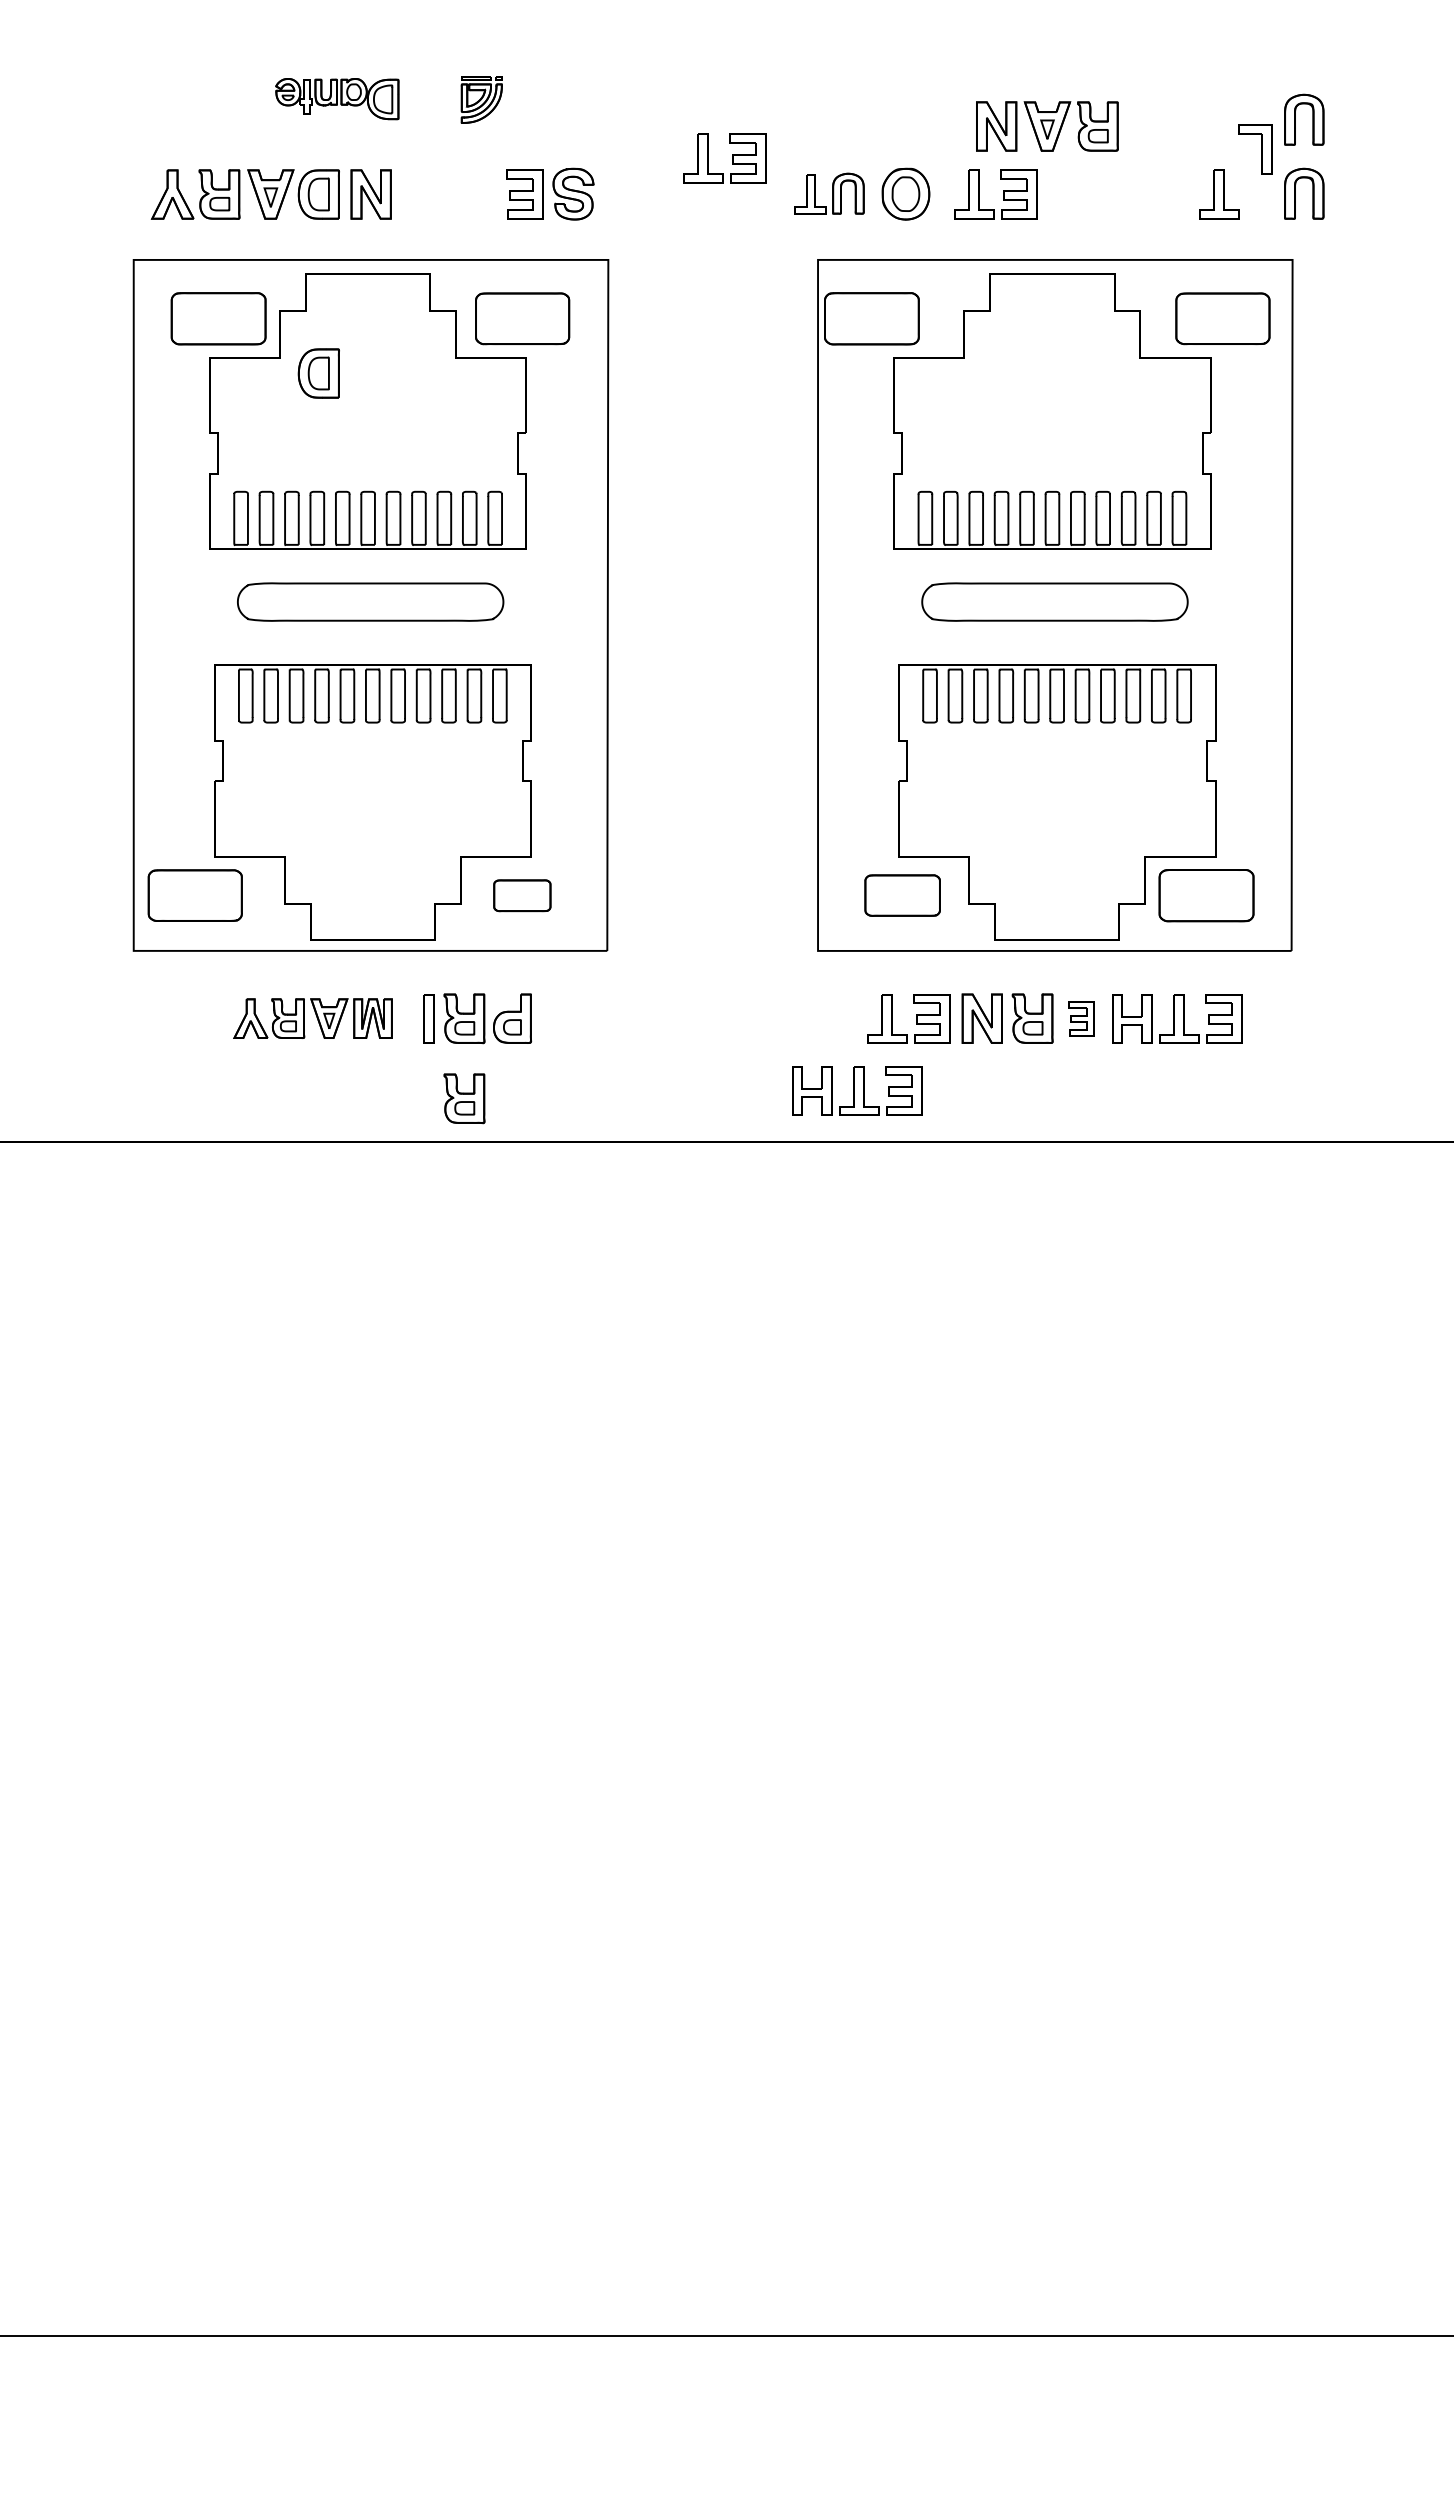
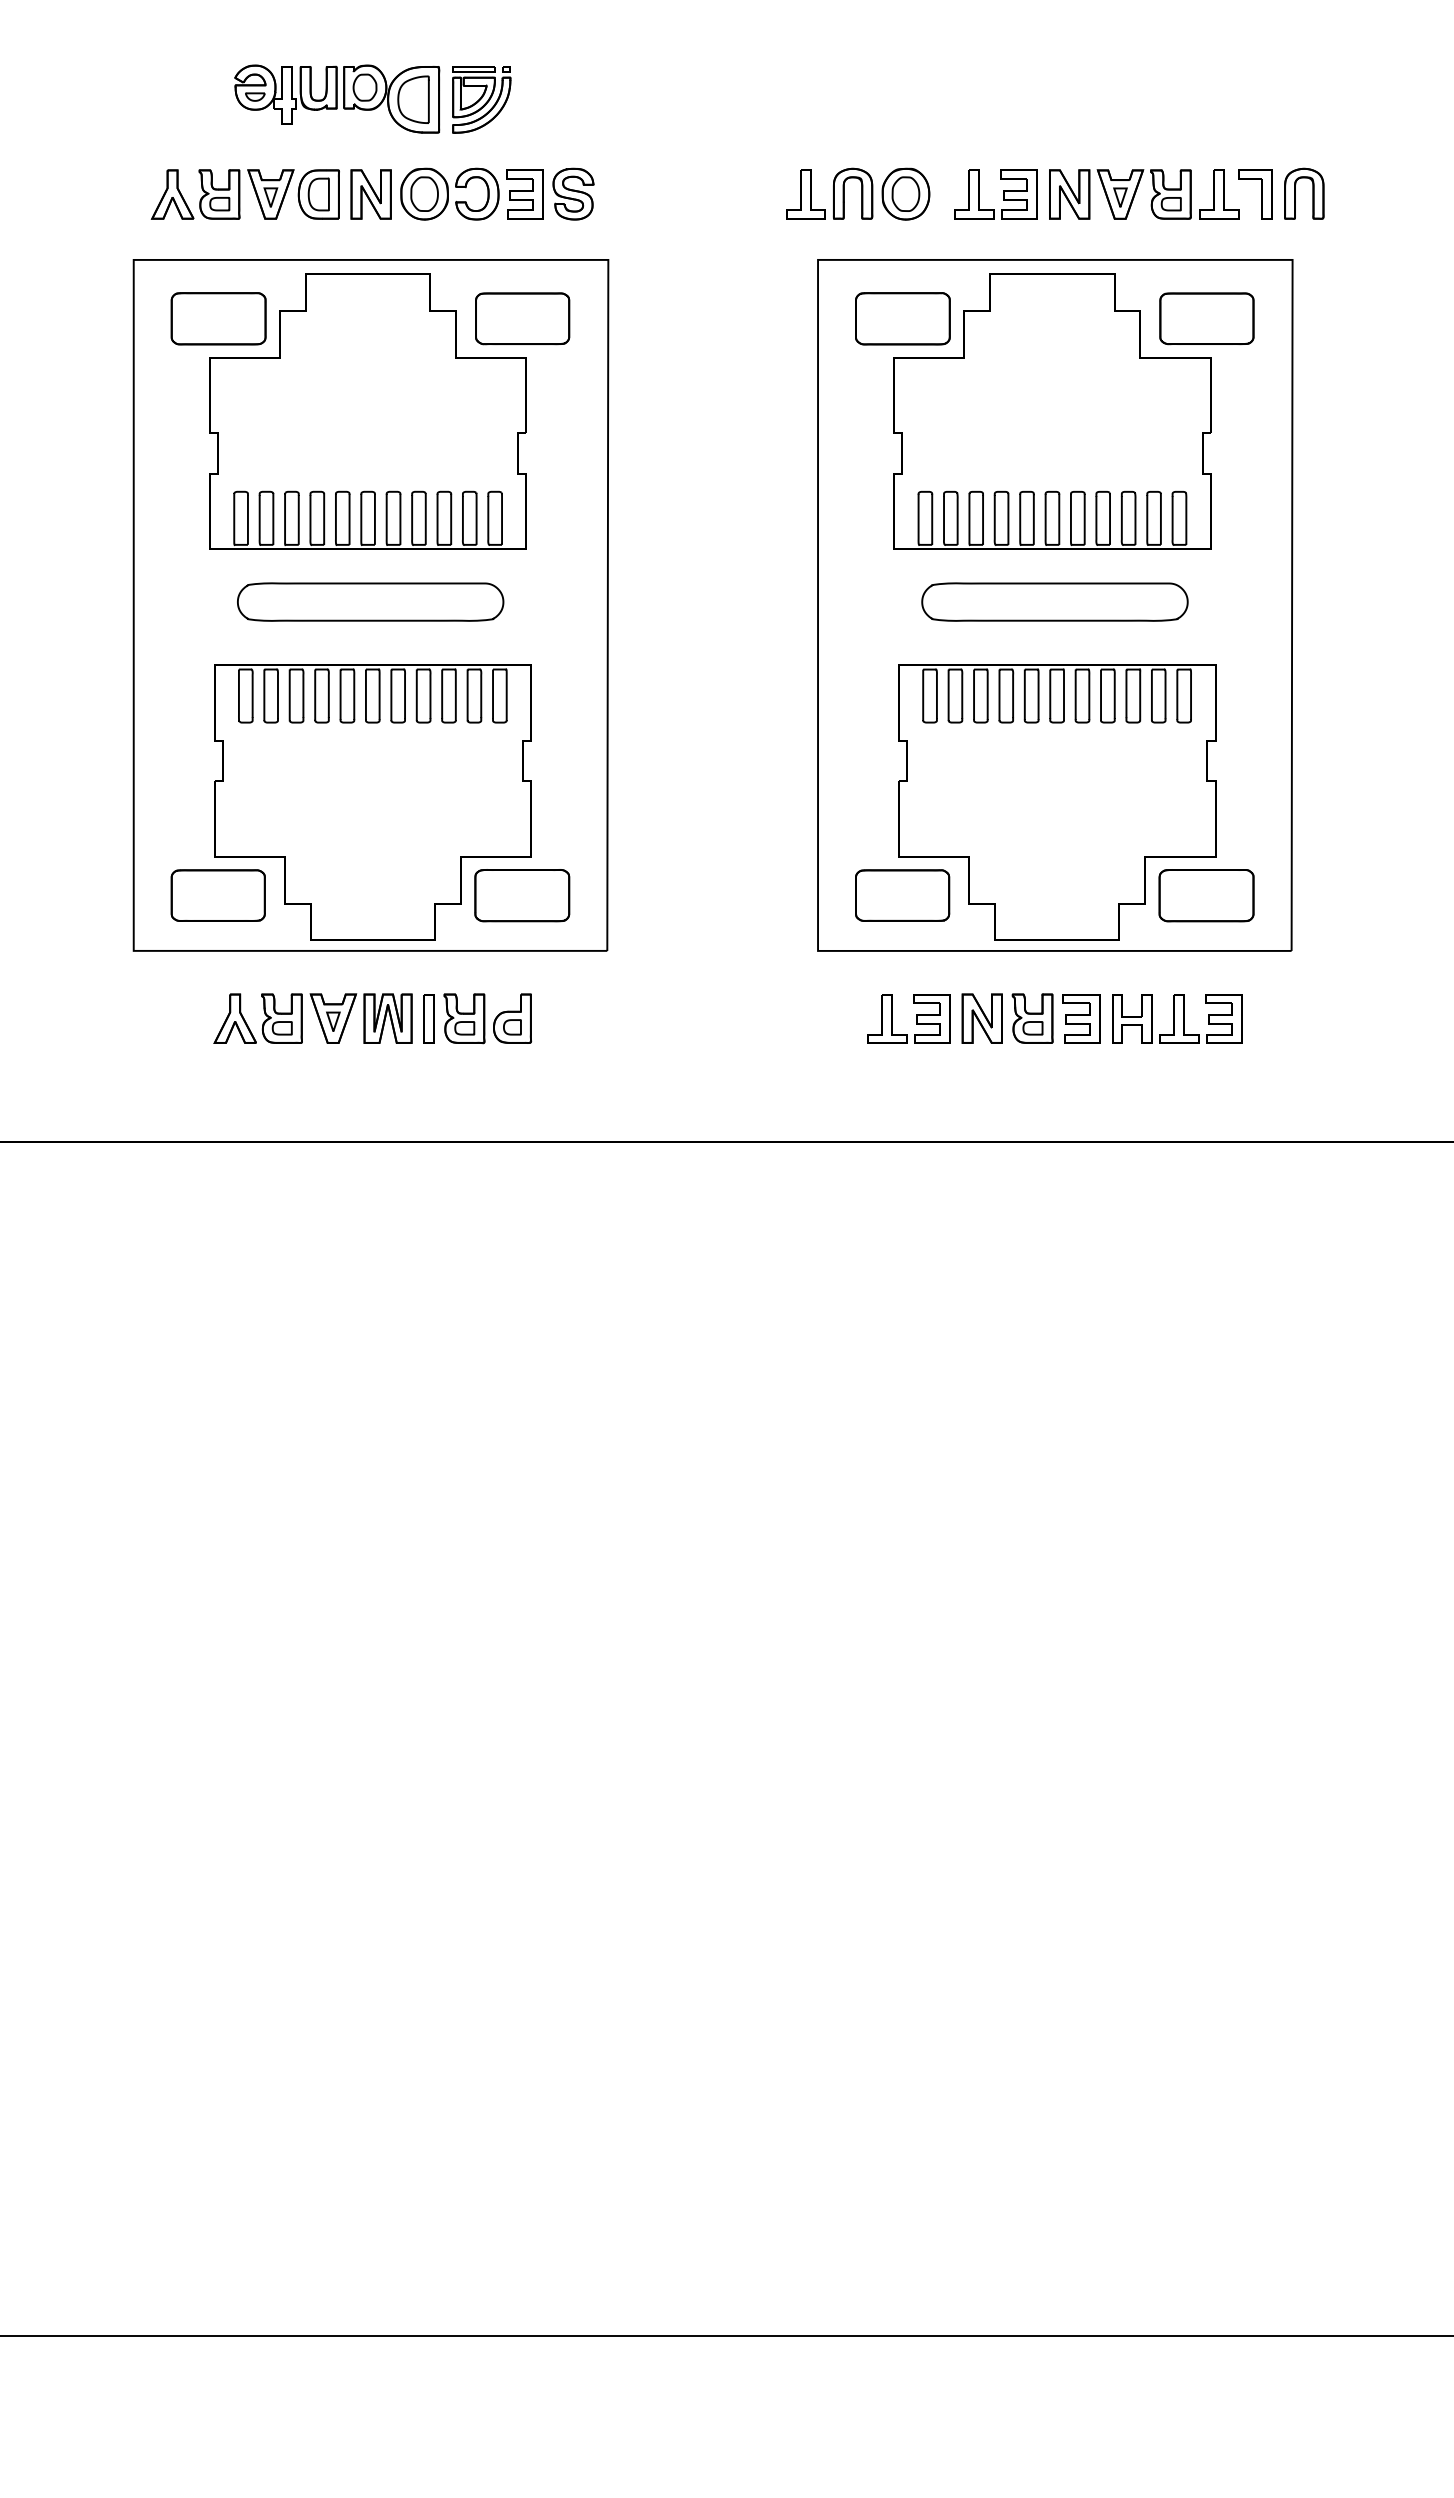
part size: 125x43 px -> 207x70 px (337, 98)
part size: 43x48 px -> 60x68 px (481, 99)
part: present -> none (1312, 119)
part position: (1047, 126) -> (1120, 194) (1120, 194)
part position: (1255, 149) -> (1255, 194) (1255, 194)
part: present -> none (732, 158)
part: none -> present (449, 193)
part size: 71x43 px -> 88x53 px (829, 193)
part position: (871, 318) -> (902, 318) (902, 318)
part position: (1222, 318) -> (1206, 318) (1206, 318)
part: present -> none (318, 373)
part position: (194, 895) -> (217, 895) (217, 895)
part size: 59x34 px -> 97x54 px (522, 895)
part size: 77x43 px -> 96x53 px (902, 895)
part size: 160x41 px -> 200x51 px (312, 1018)
part size: 27x36 px -> 39x50 px (1081, 1018)
part: present -> none (857, 1090)
part: present -> none (464, 1098)
